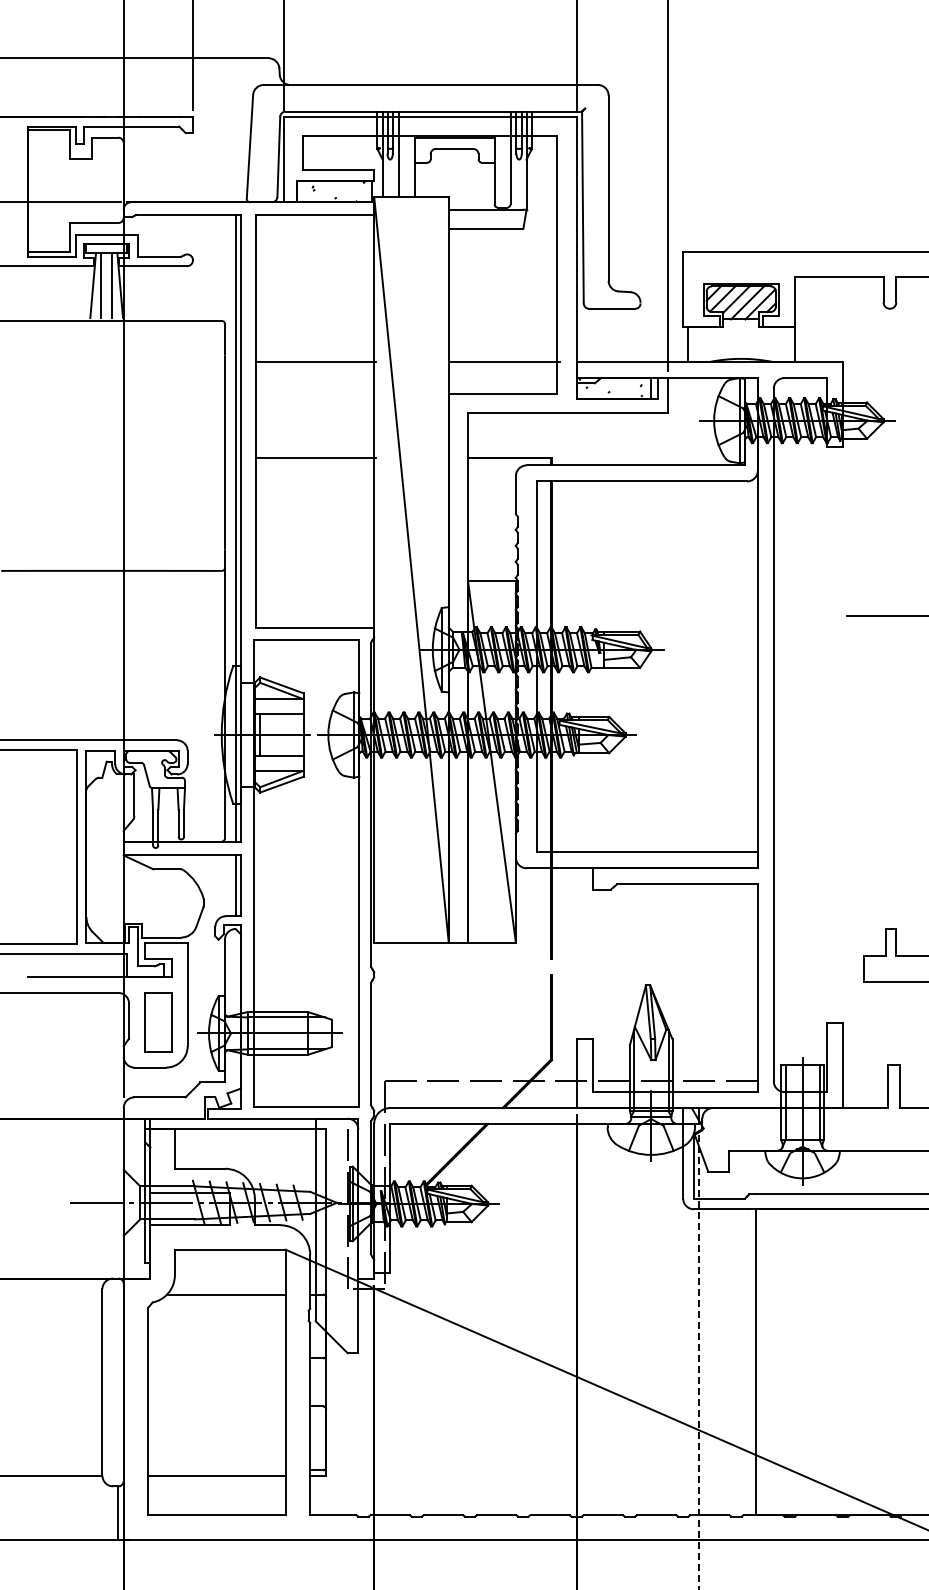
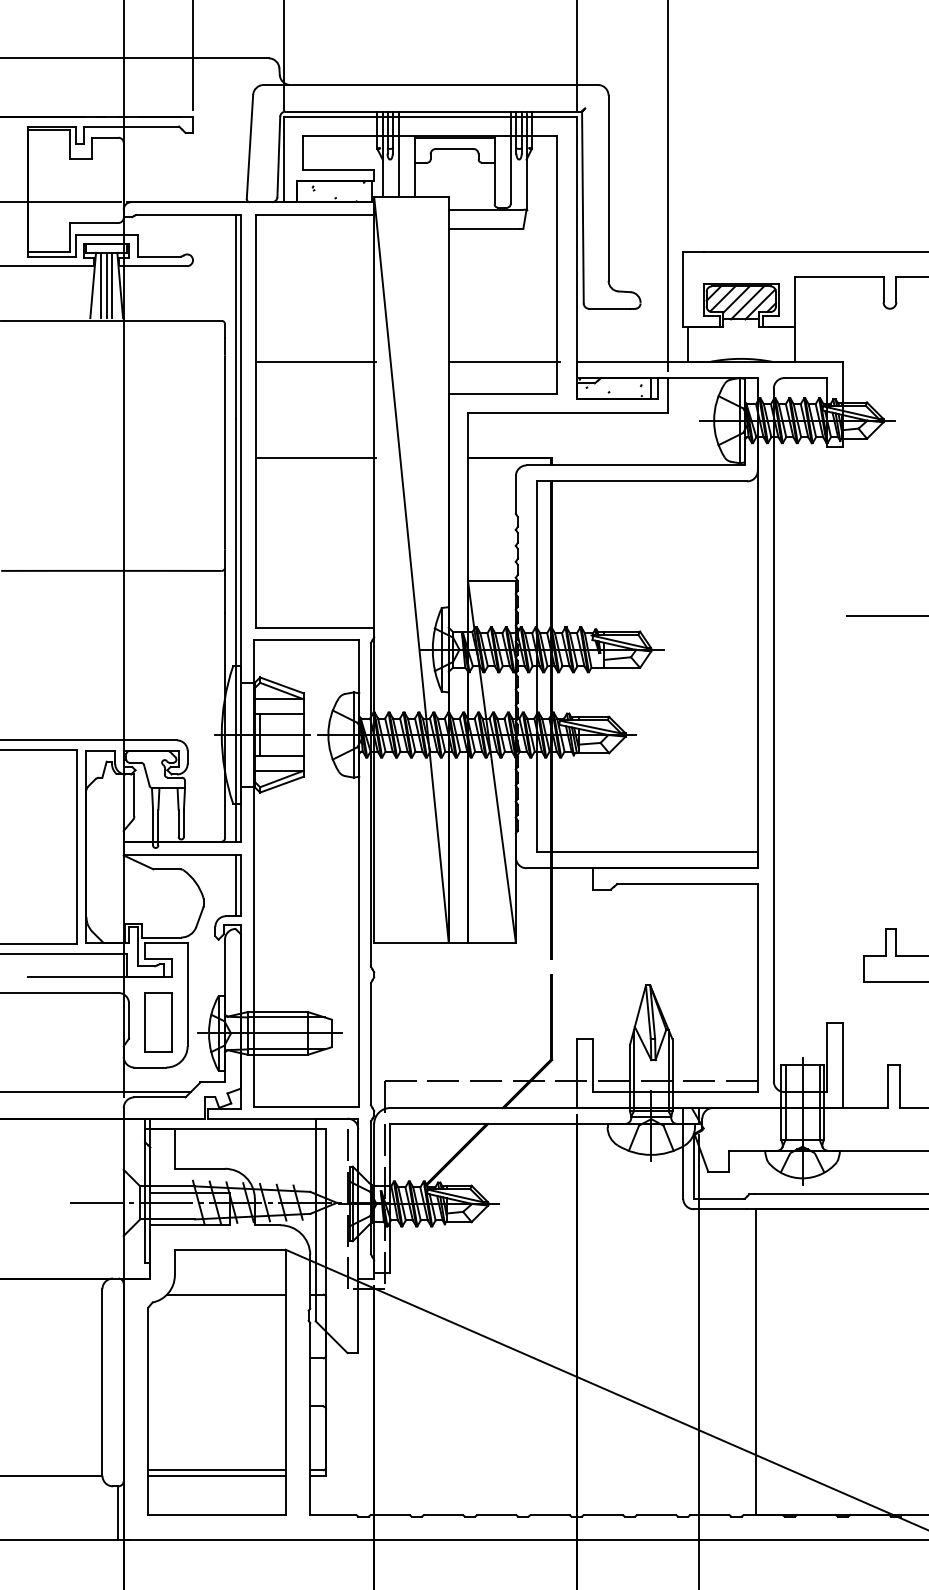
line: none -> present (106, 285)
line: none -> present (96, 1092)
line: dashed -> solid (699, 1362)
line: none -> present (216, 1470)
